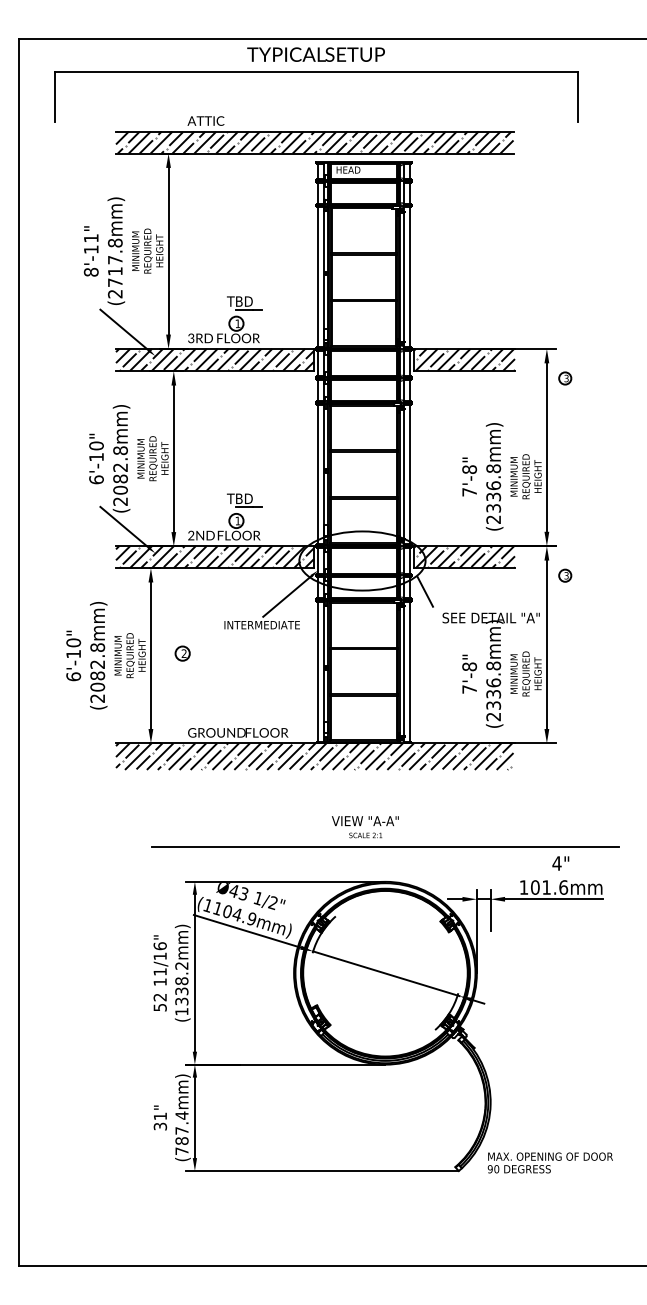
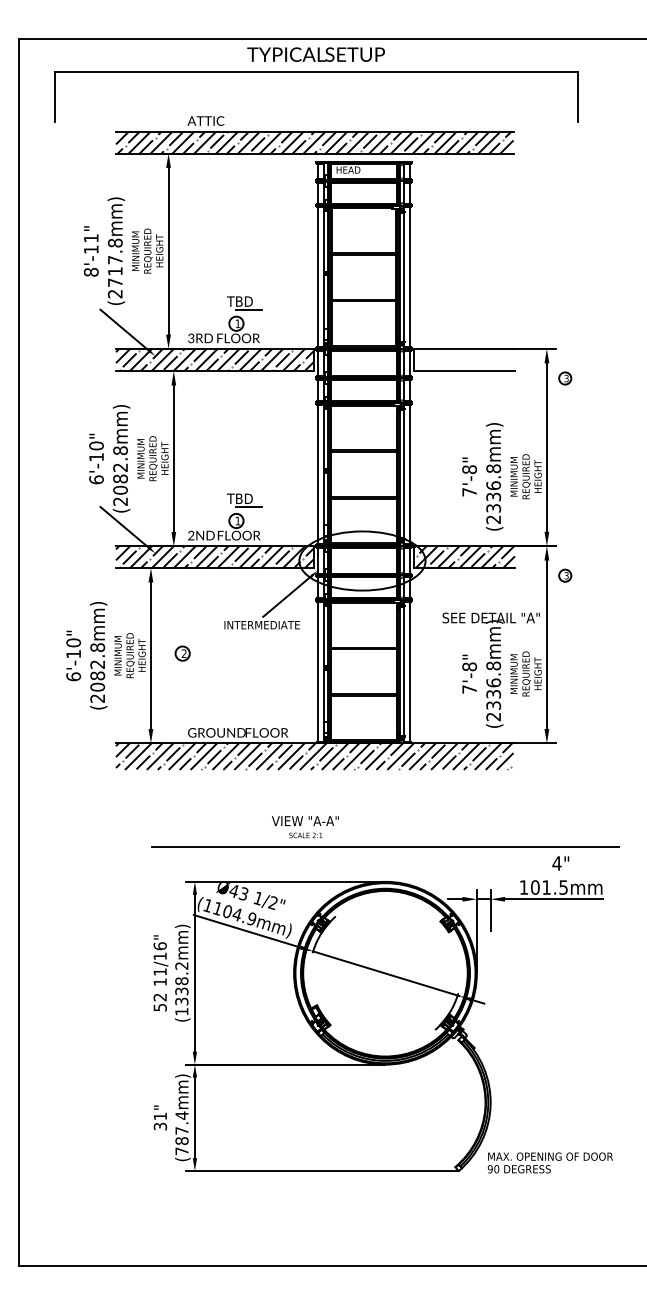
hatch: present -> none (463, 359)
line: present -> none (425, 591)
text position: (365, 827) -> (305, 827) (305, 827)
text: 101.6mm -> 101.5mm (563, 887)
